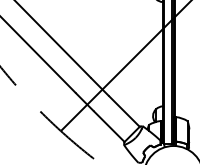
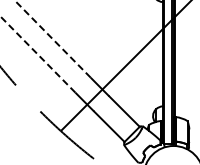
line: solid -> dashed (52, 38)
line: solid -> dashed (37, 54)
